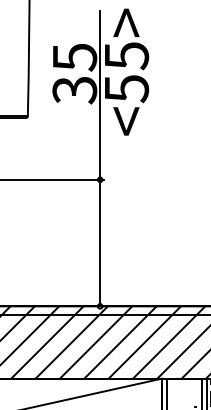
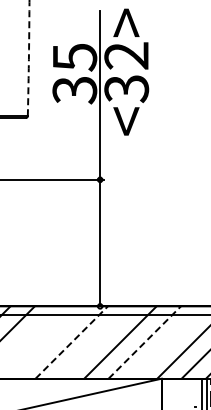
arc: solid -> dashed (28, 57)
text: <55> -> <32> (126, 72)
line: present -> none (30, 334)
line: present -> none (47, 342)
line: solid -> dashed (72, 342)
line: present -> none (95, 342)
line: solid -> dashed (145, 342)
line: present -> none (169, 342)
line: present -> none (167, 392)
